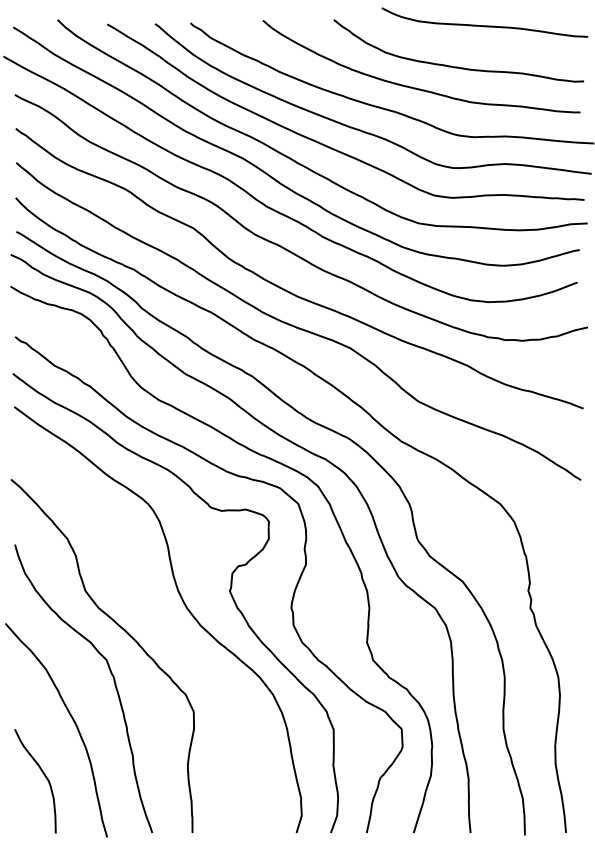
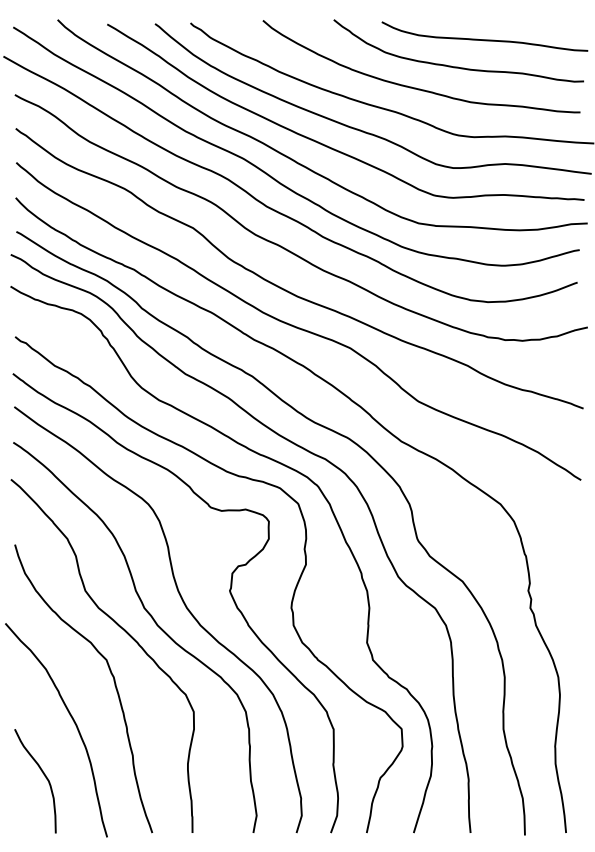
curve position: (484, 25) -> (484, 39) (484, 39)
curve: none -> present (155, 624)
